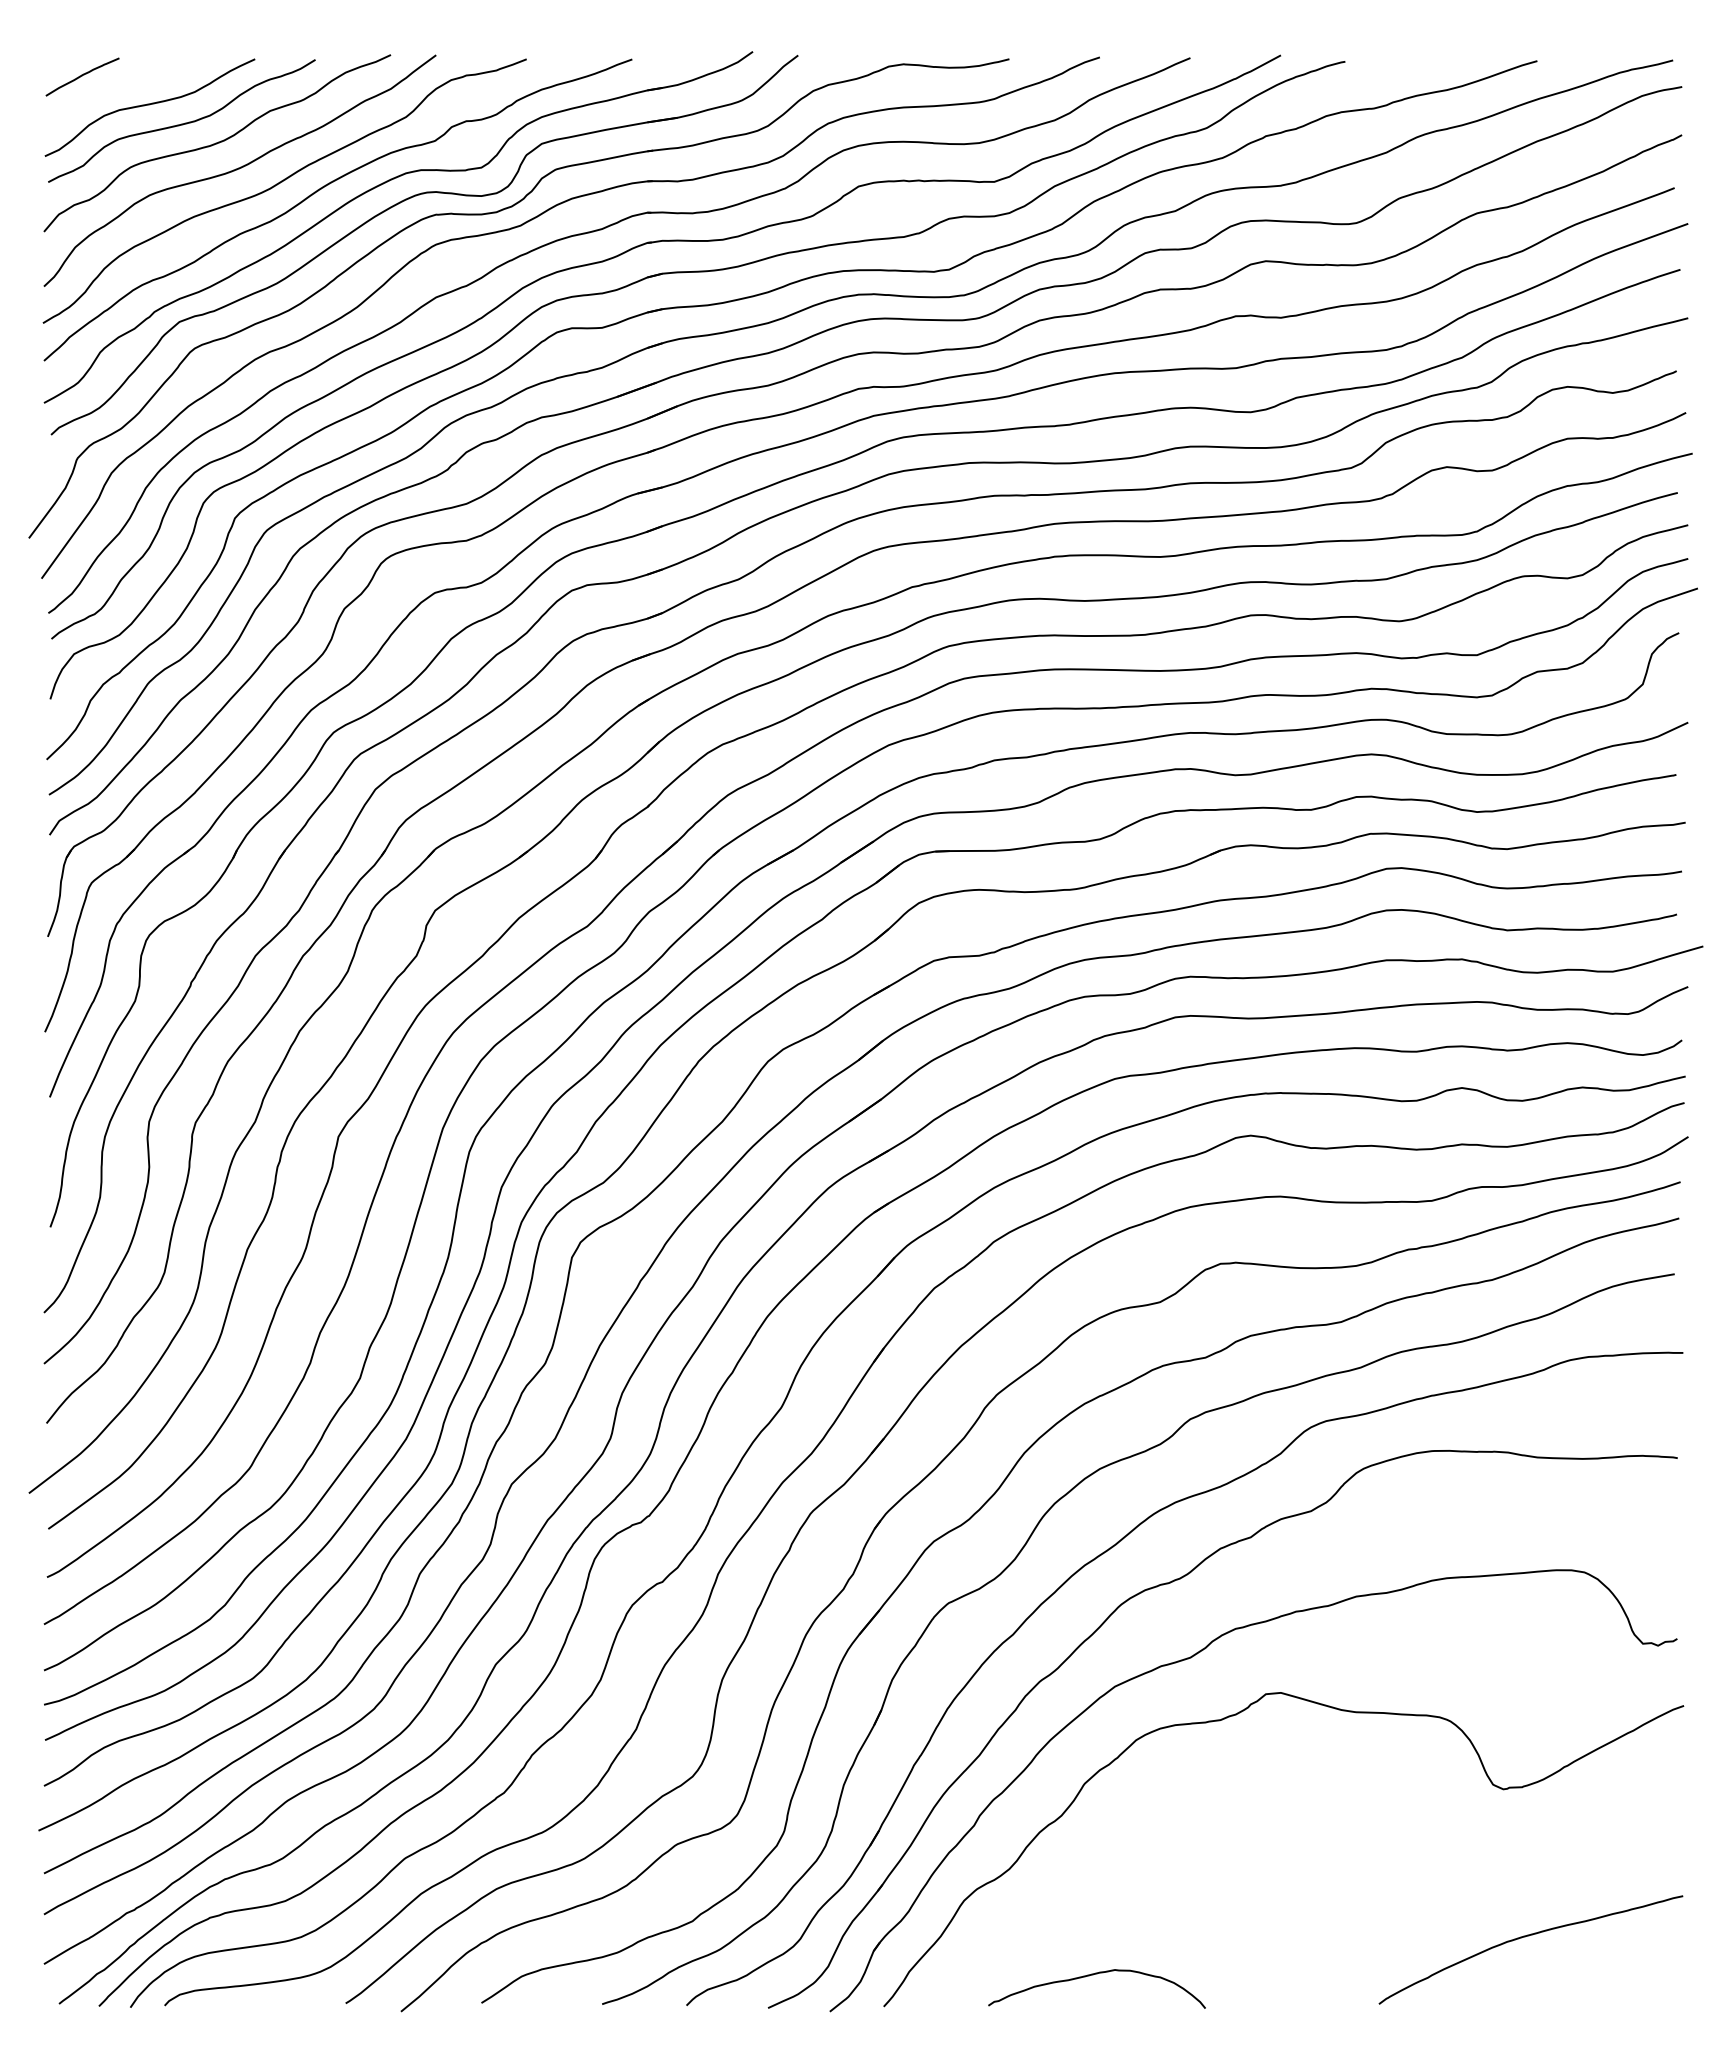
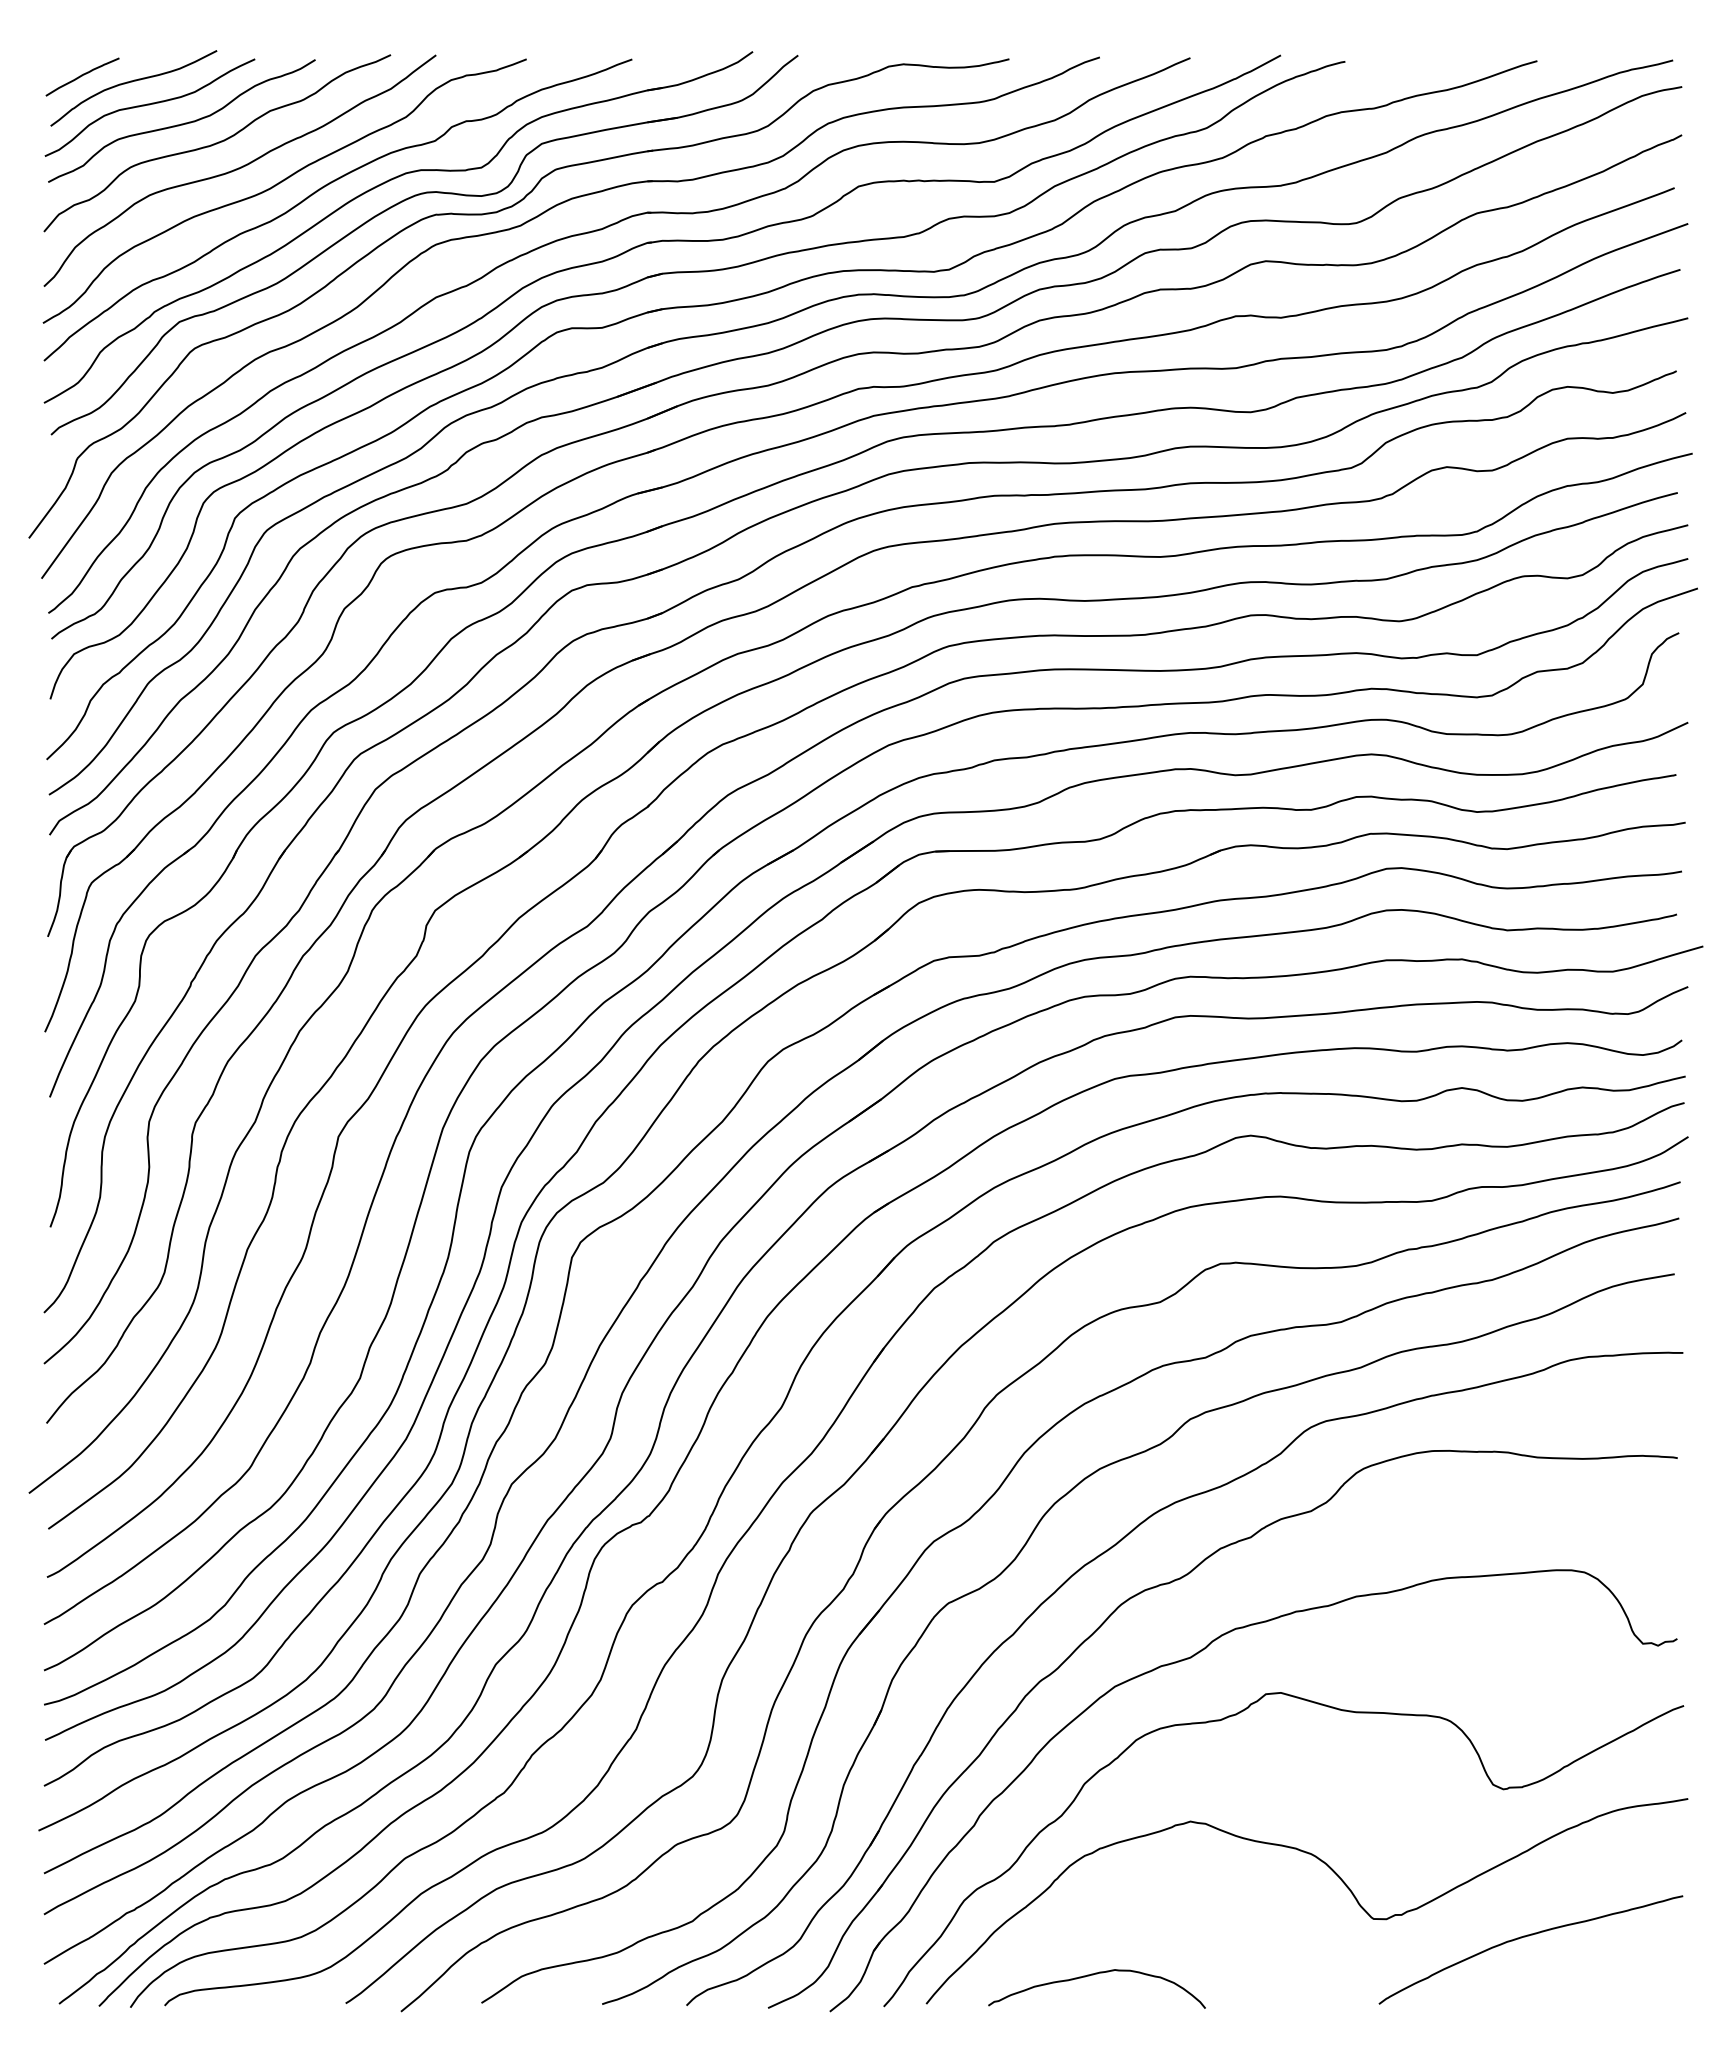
curve: none -> present (132, 82)
curve: none -> present (1334, 1873)
